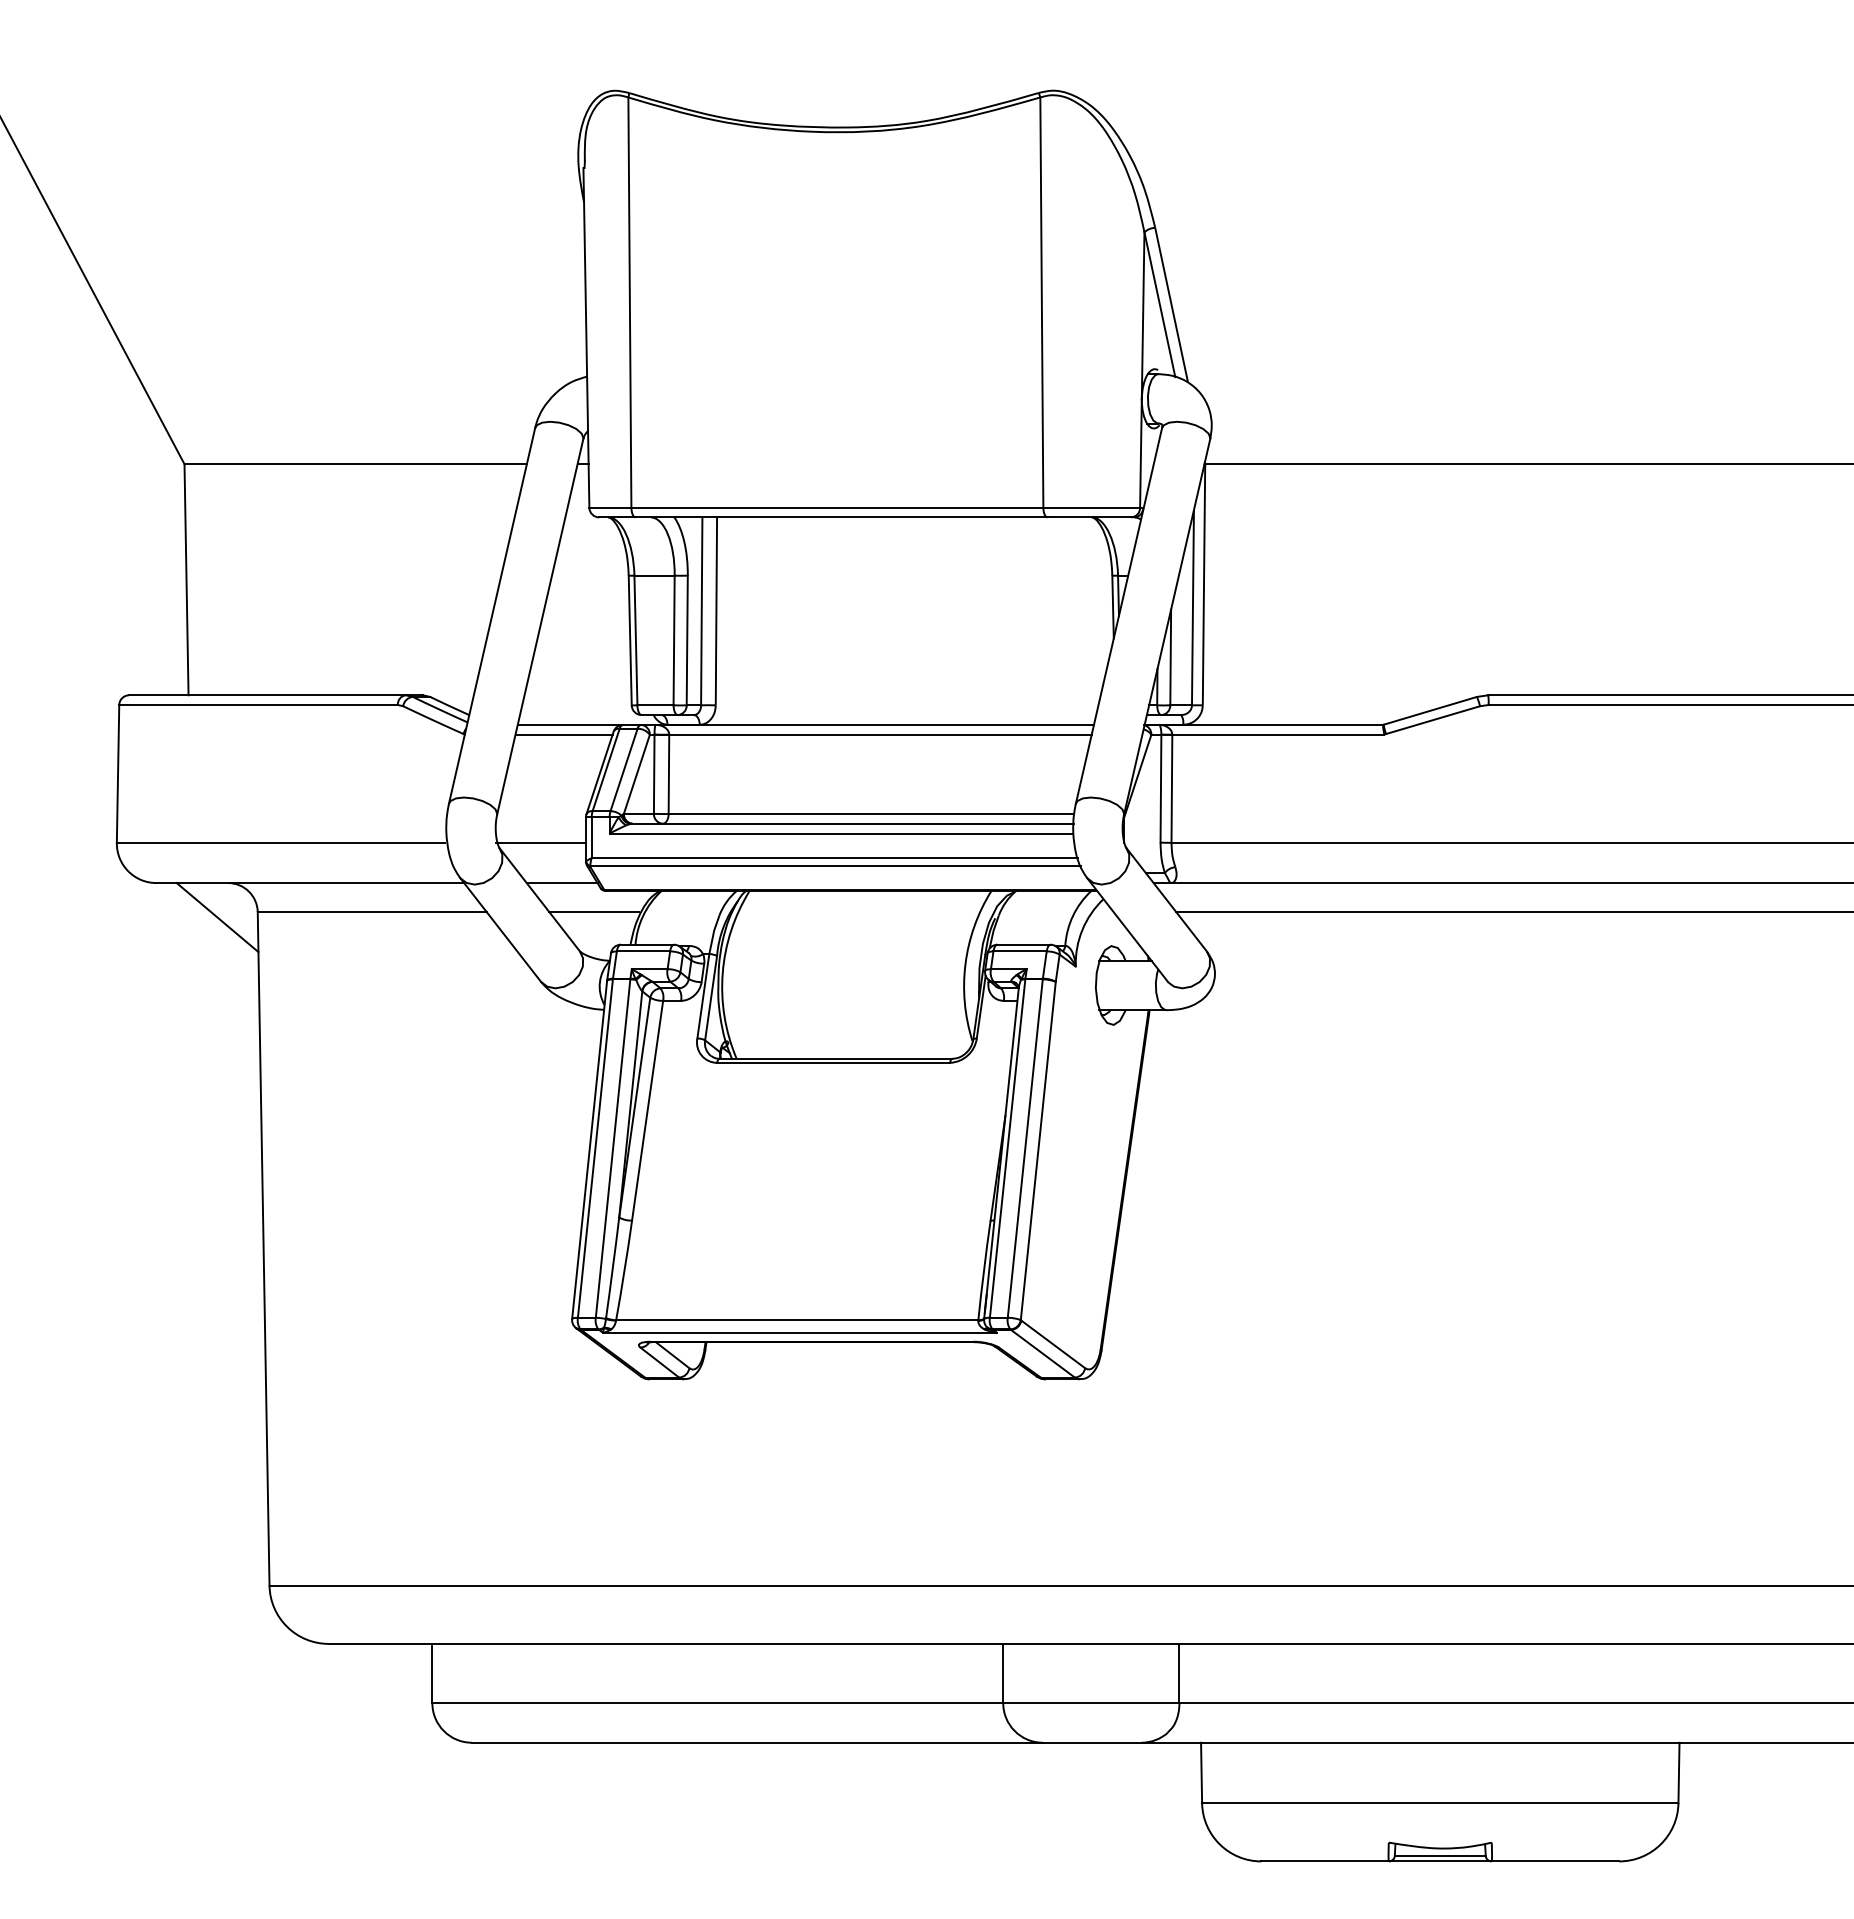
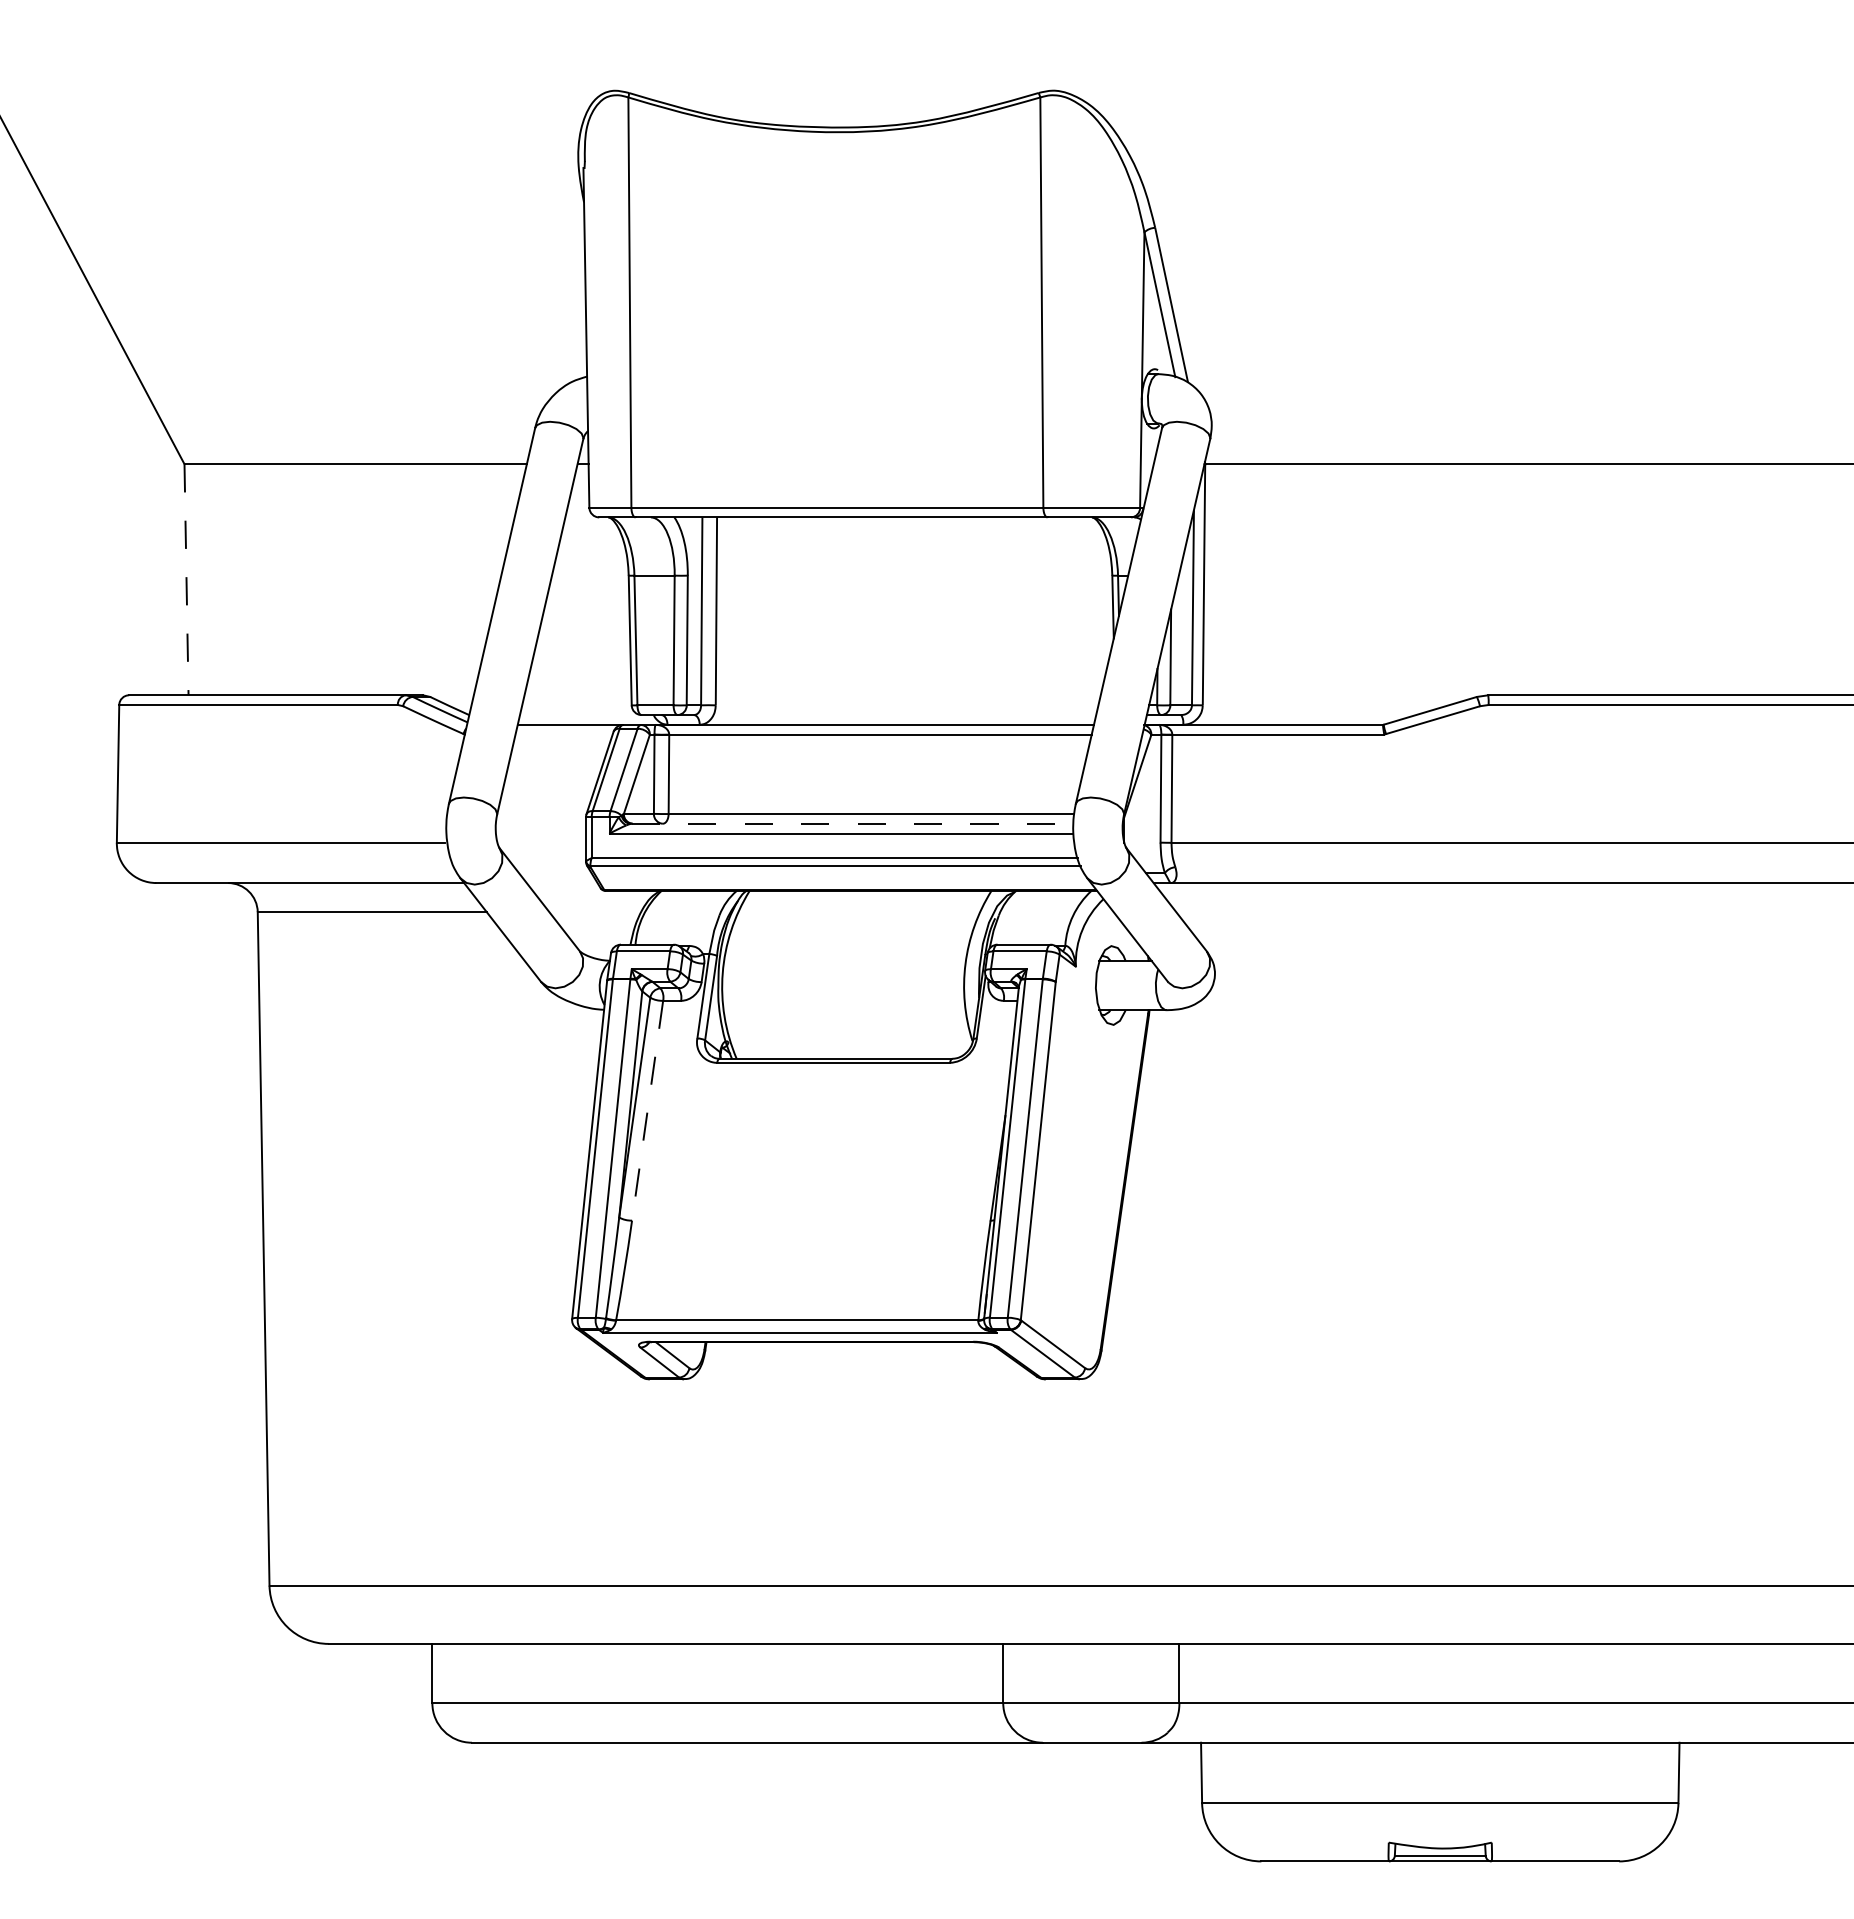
line: solid -> dashed (186, 579)
line: present -> none (563, 734)
line: solid -> dashed (853, 823)
line: present -> none (540, 842)
line: present -> none (561, 883)
line: present -> none (593, 912)
line: present -> none (1513, 912)
line: present -> none (217, 917)
line: solid -> dashed (647, 1110)
